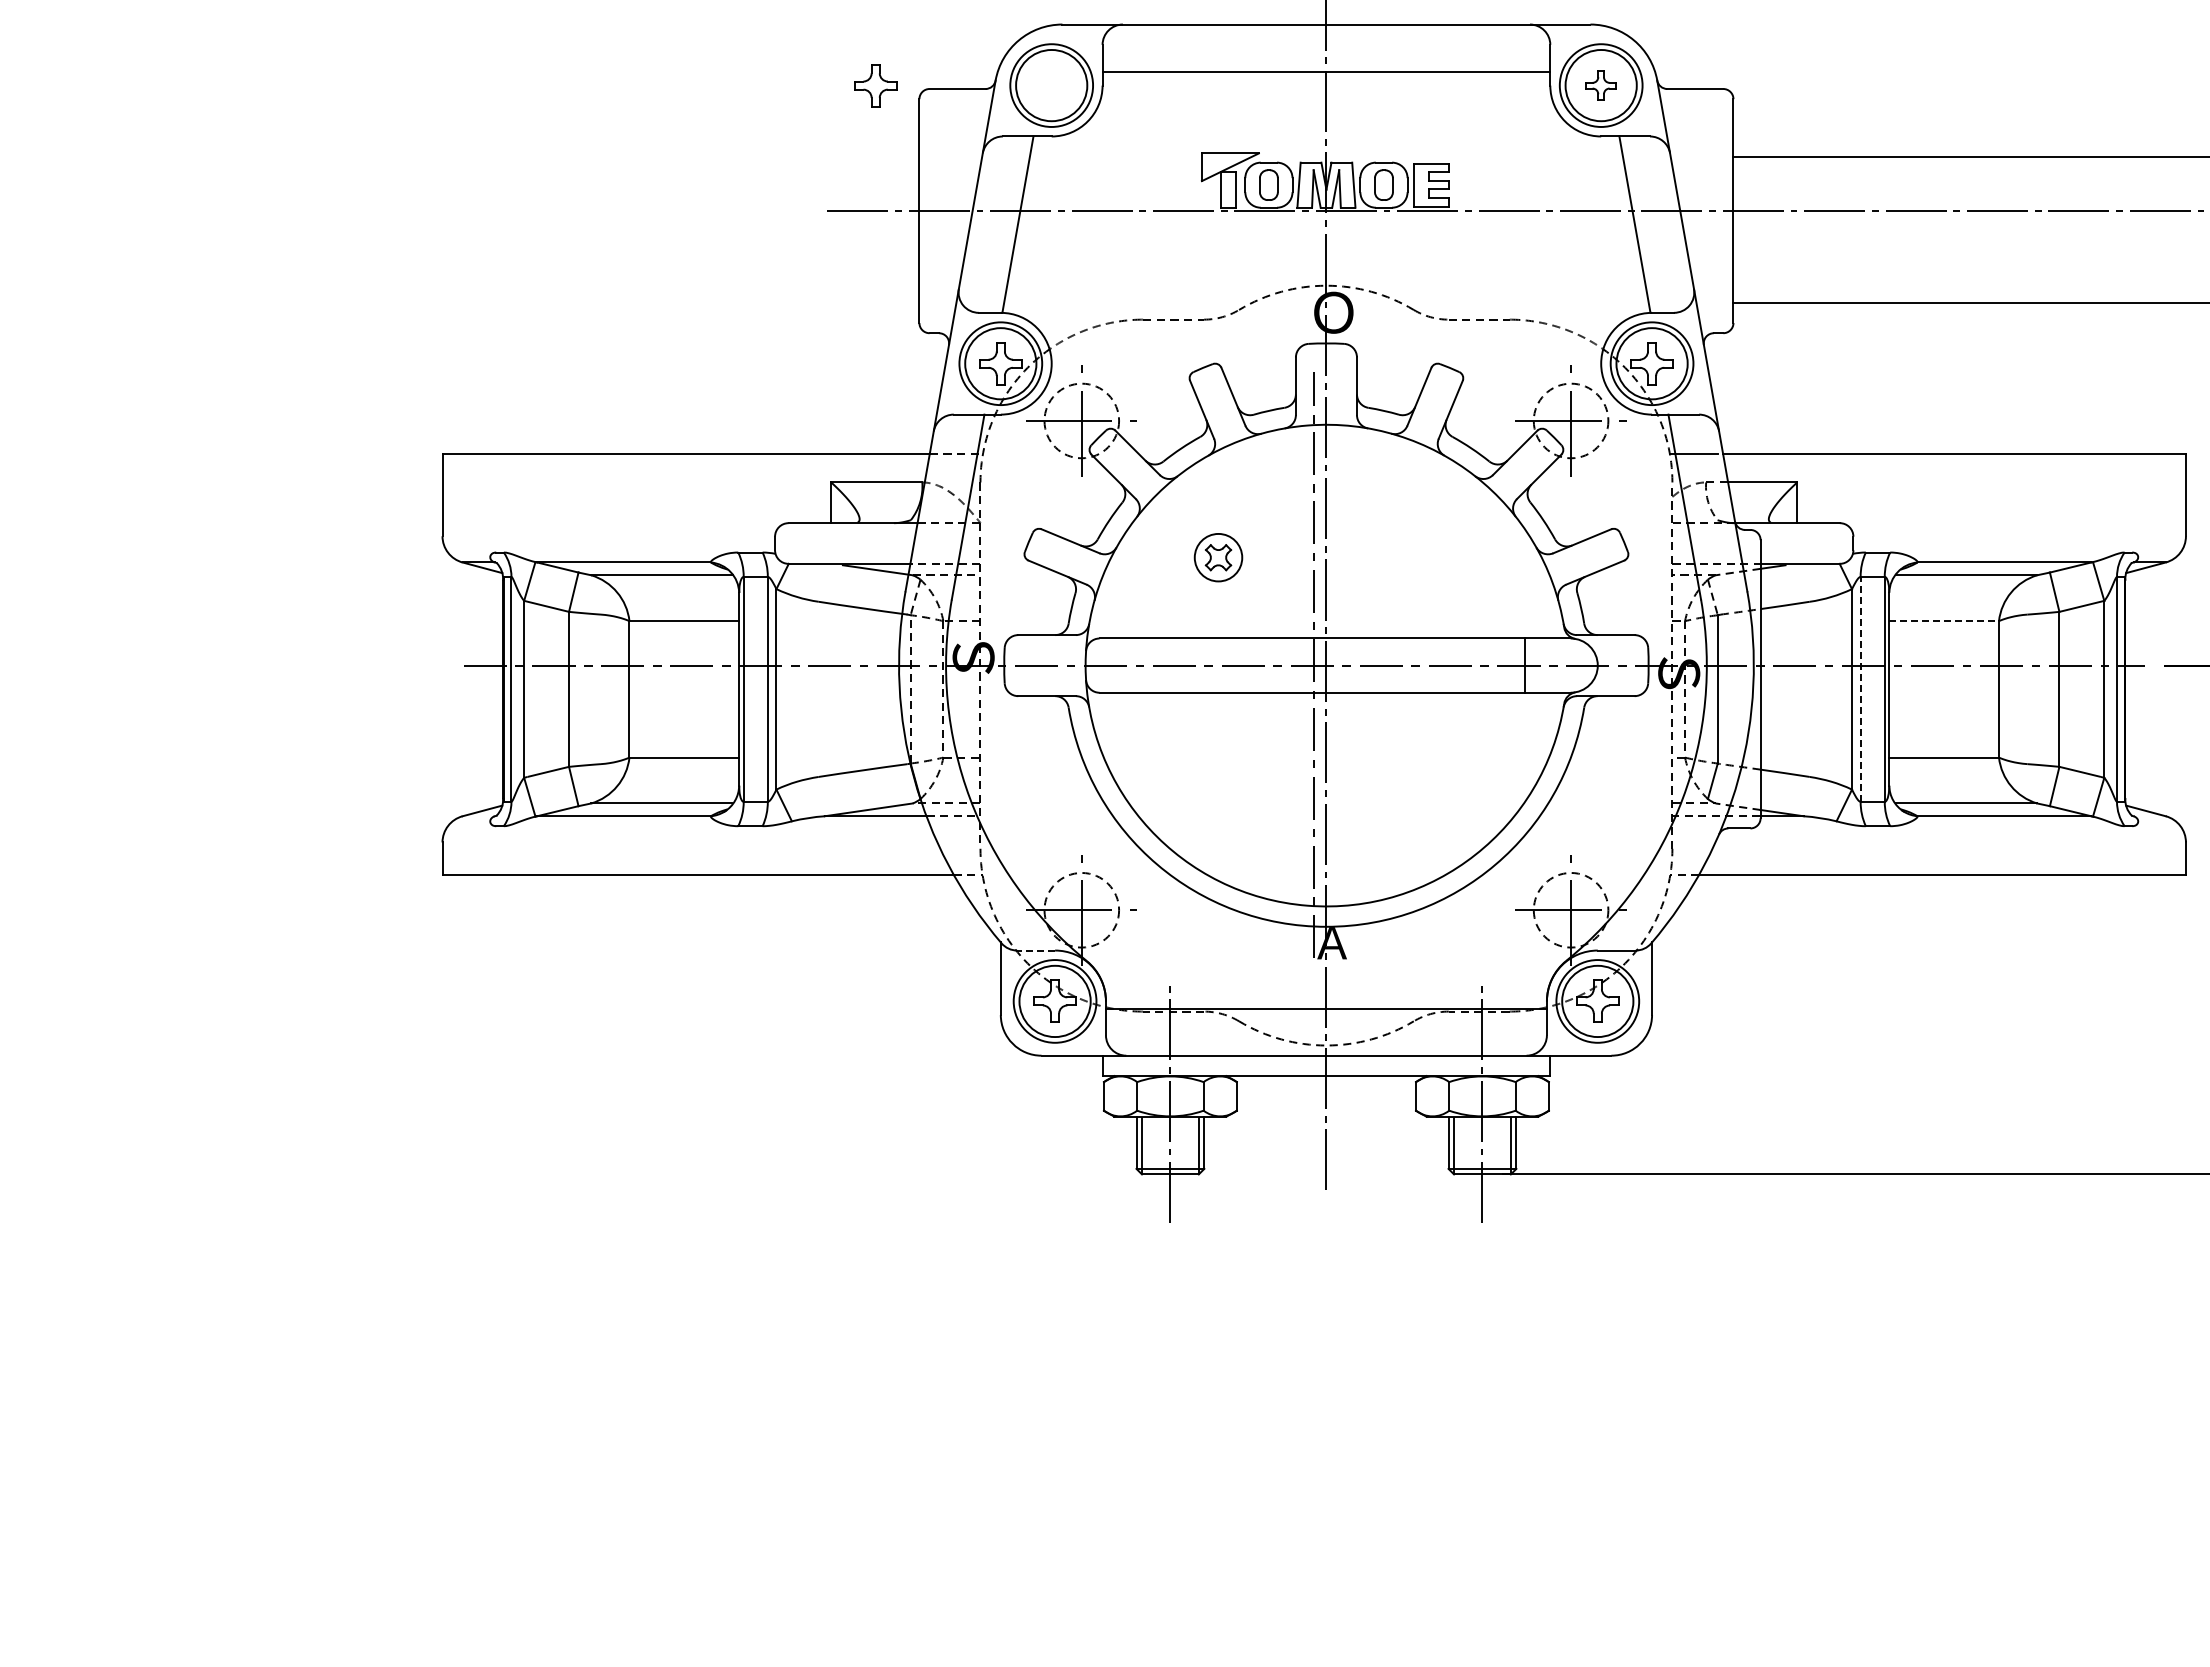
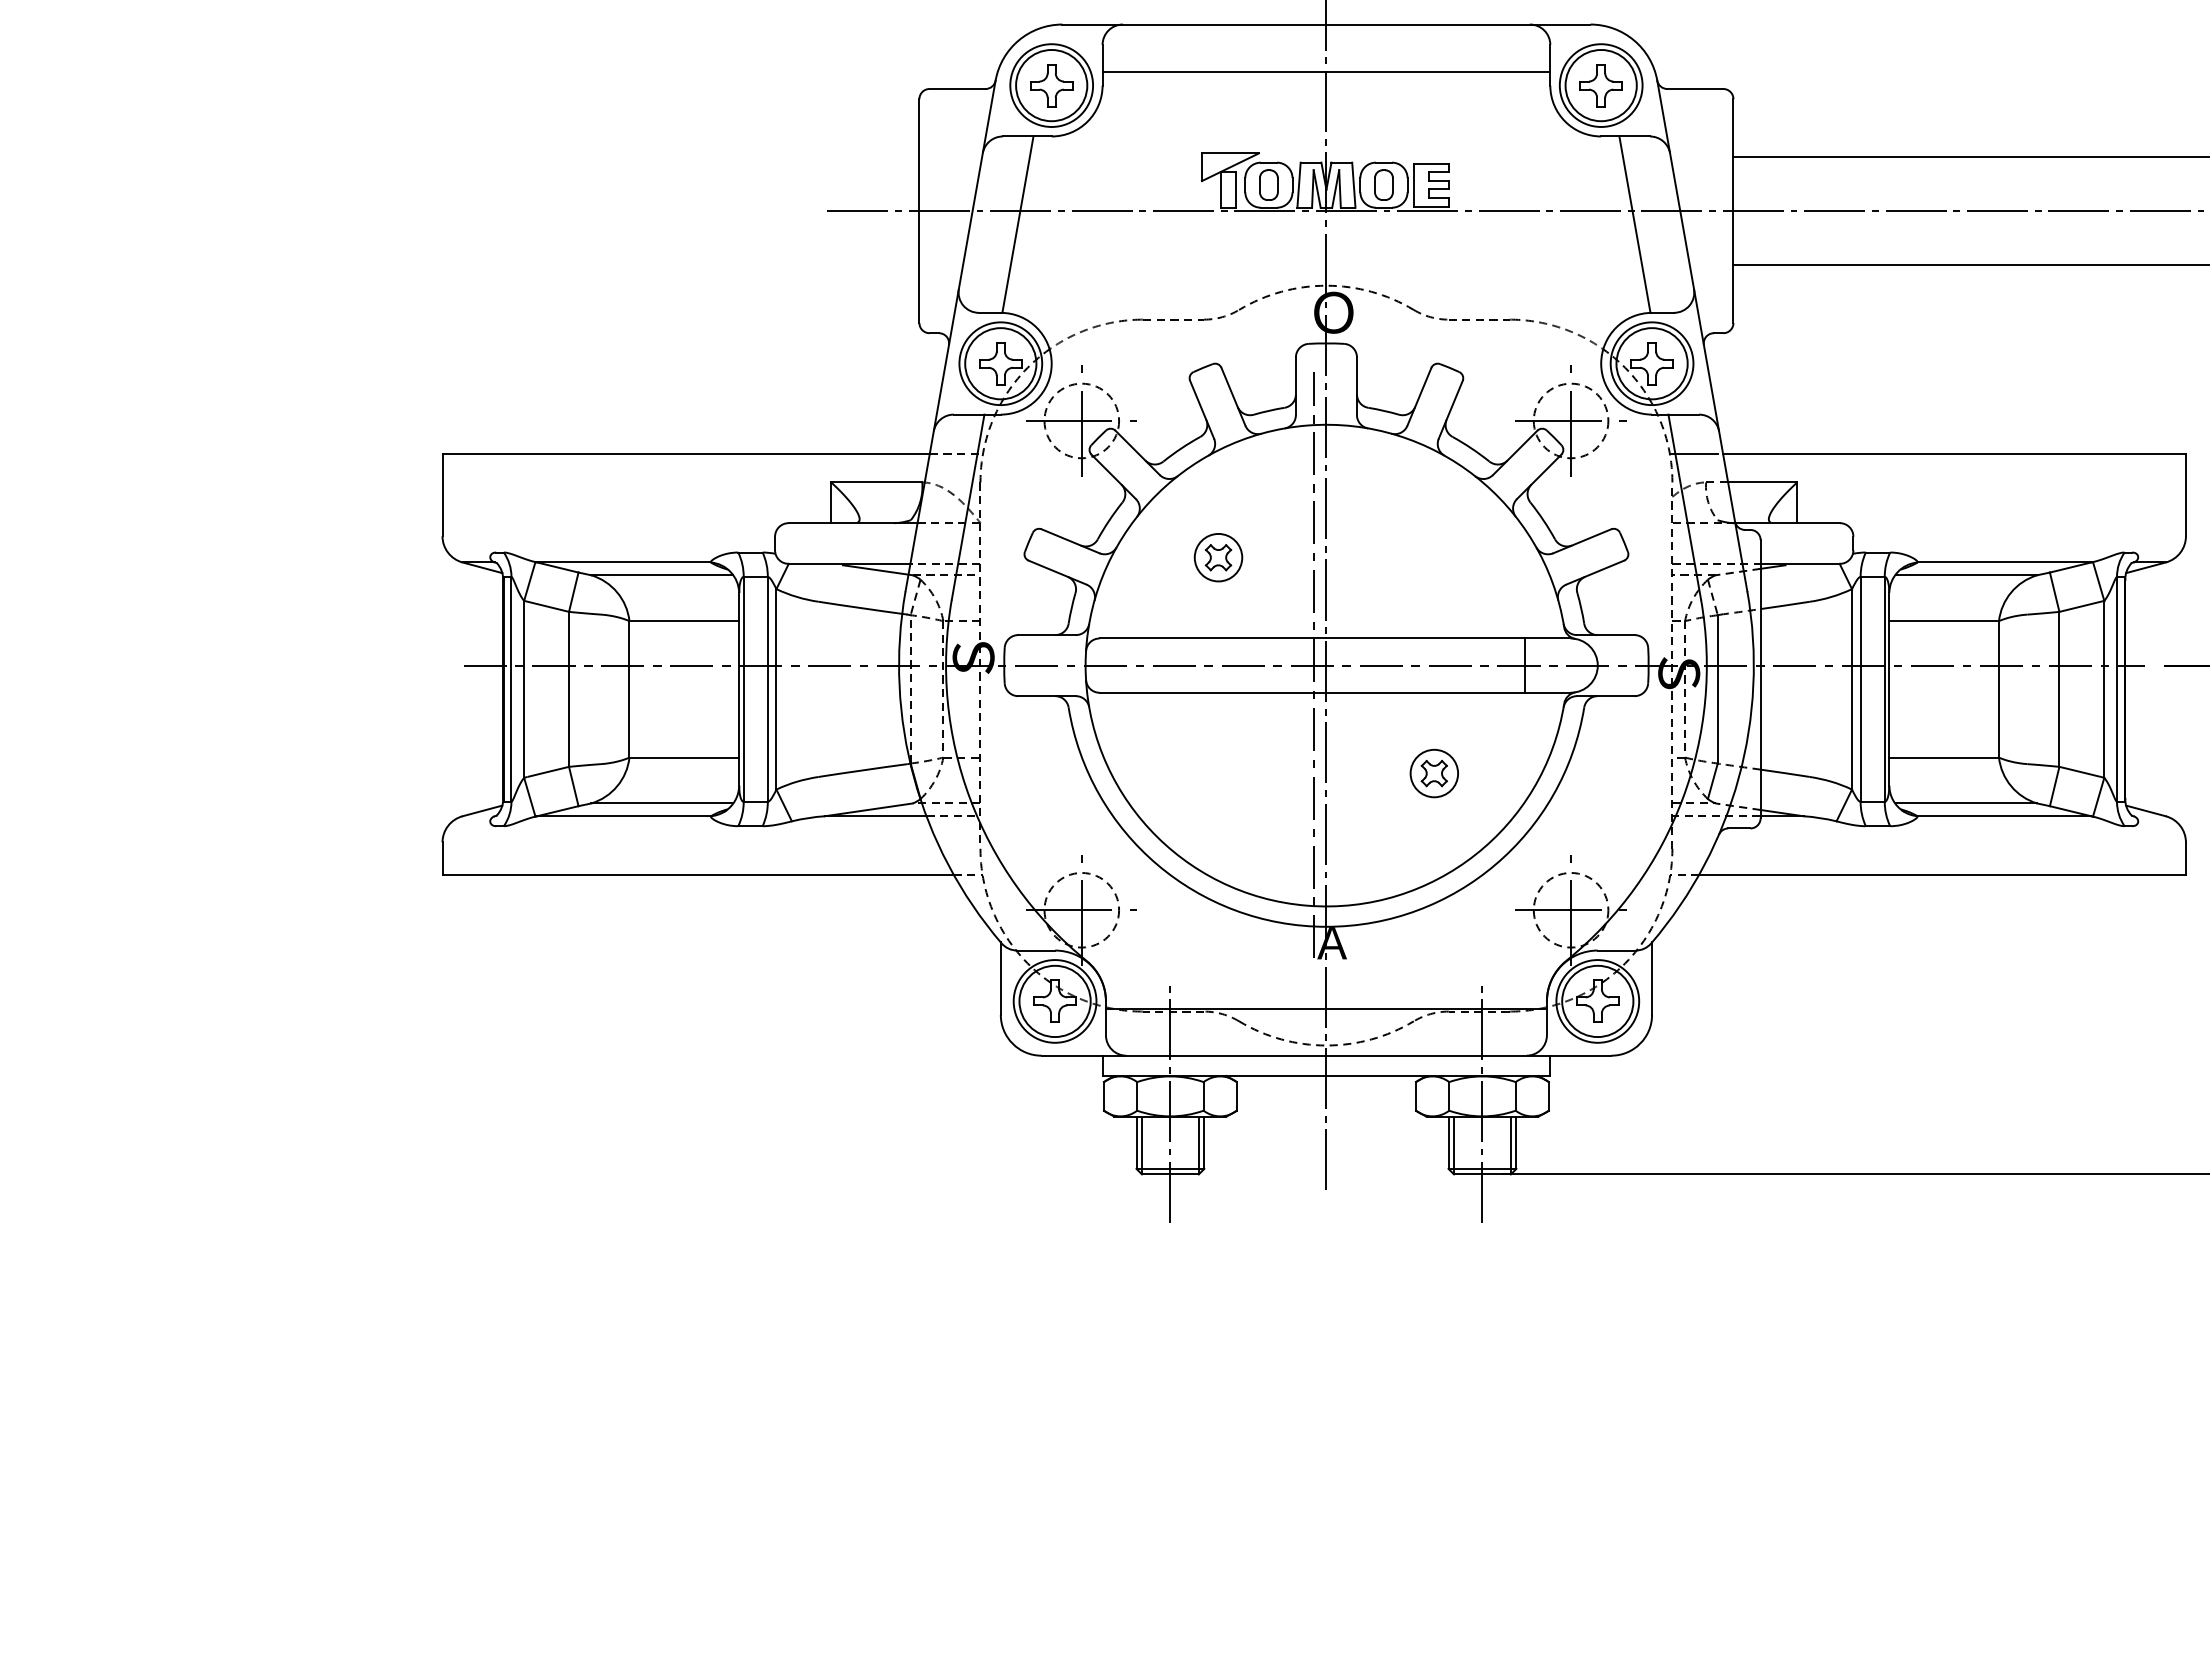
part position: (875, 85) -> (1051, 85) (1051, 85)
part size: 32x31 px -> 44x44 px (1600, 85)
line position: (1969, 303) -> (1969, 265) (1969, 265)
line: dashed -> solid (1944, 621)
line: dashed -> solid (1860, 688)
part: none -> present (1433, 773)
line: dashed -> solid (1036, 950)
